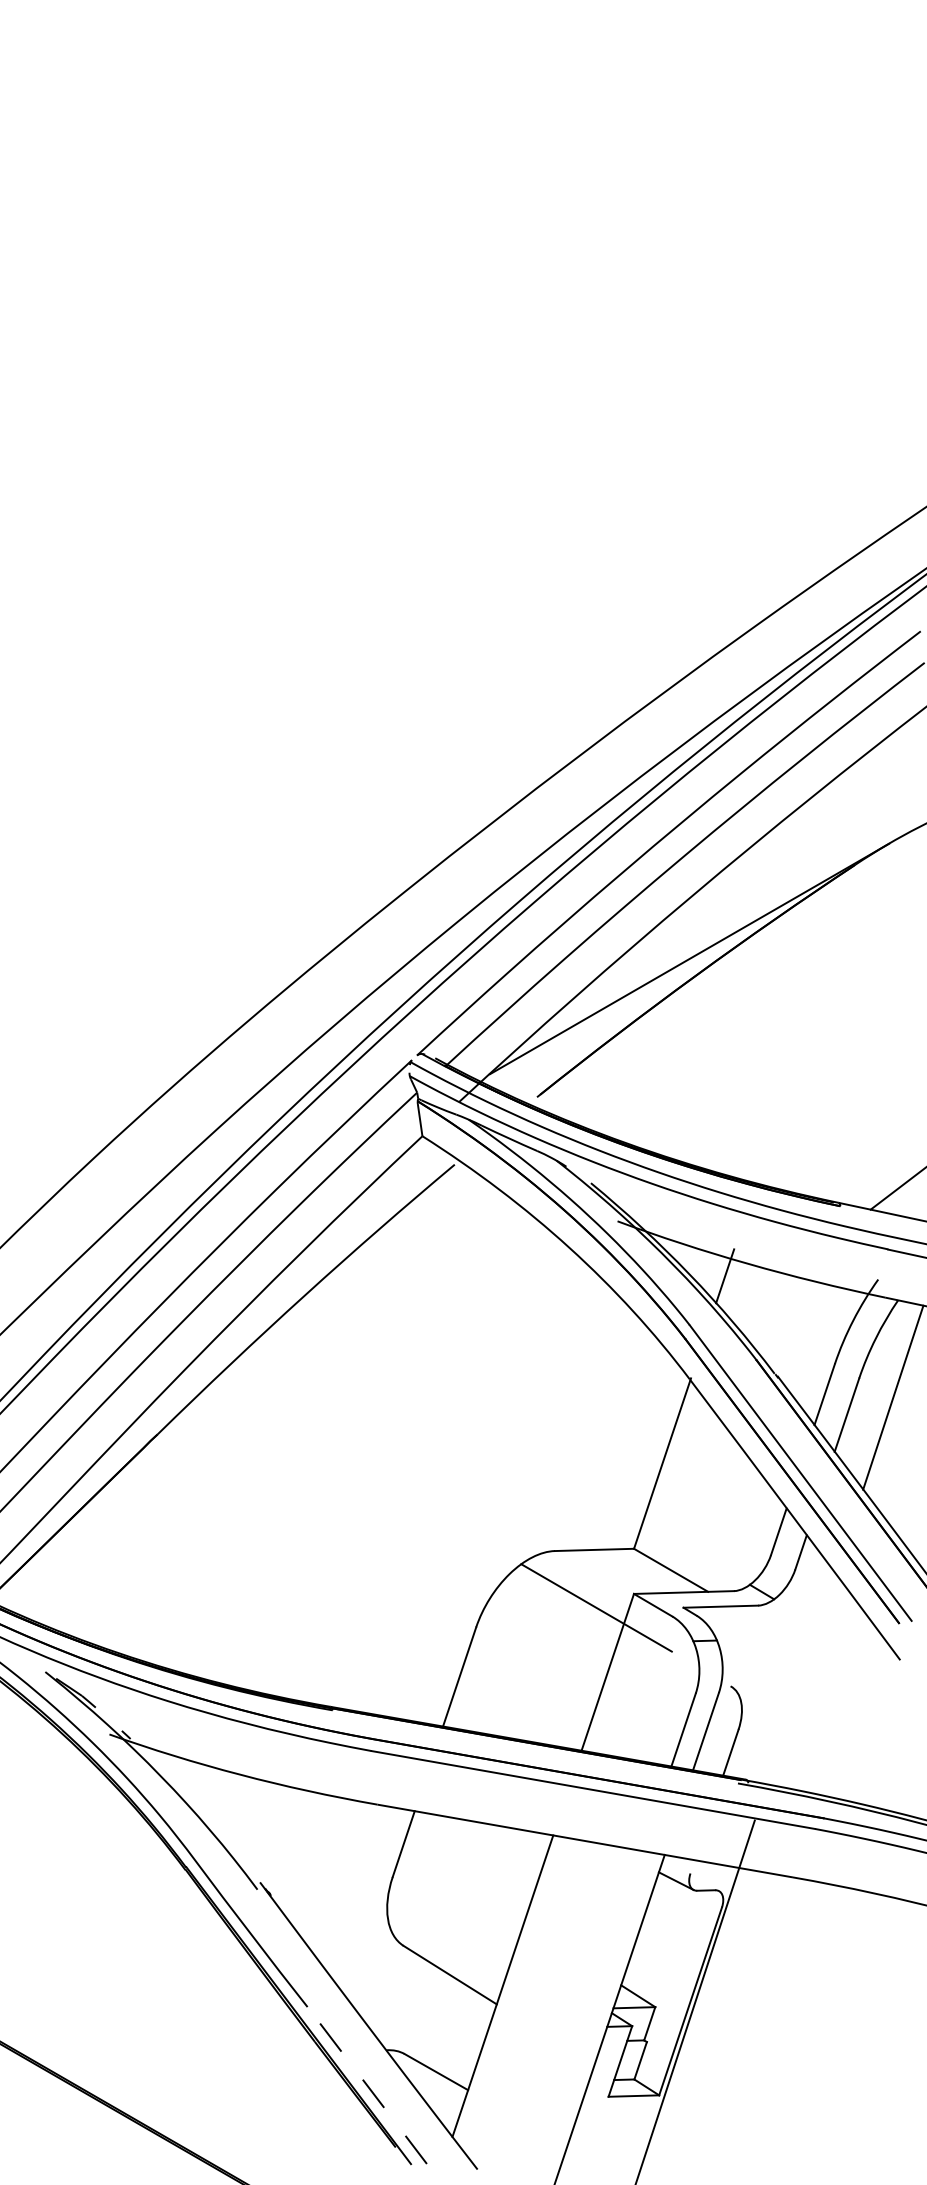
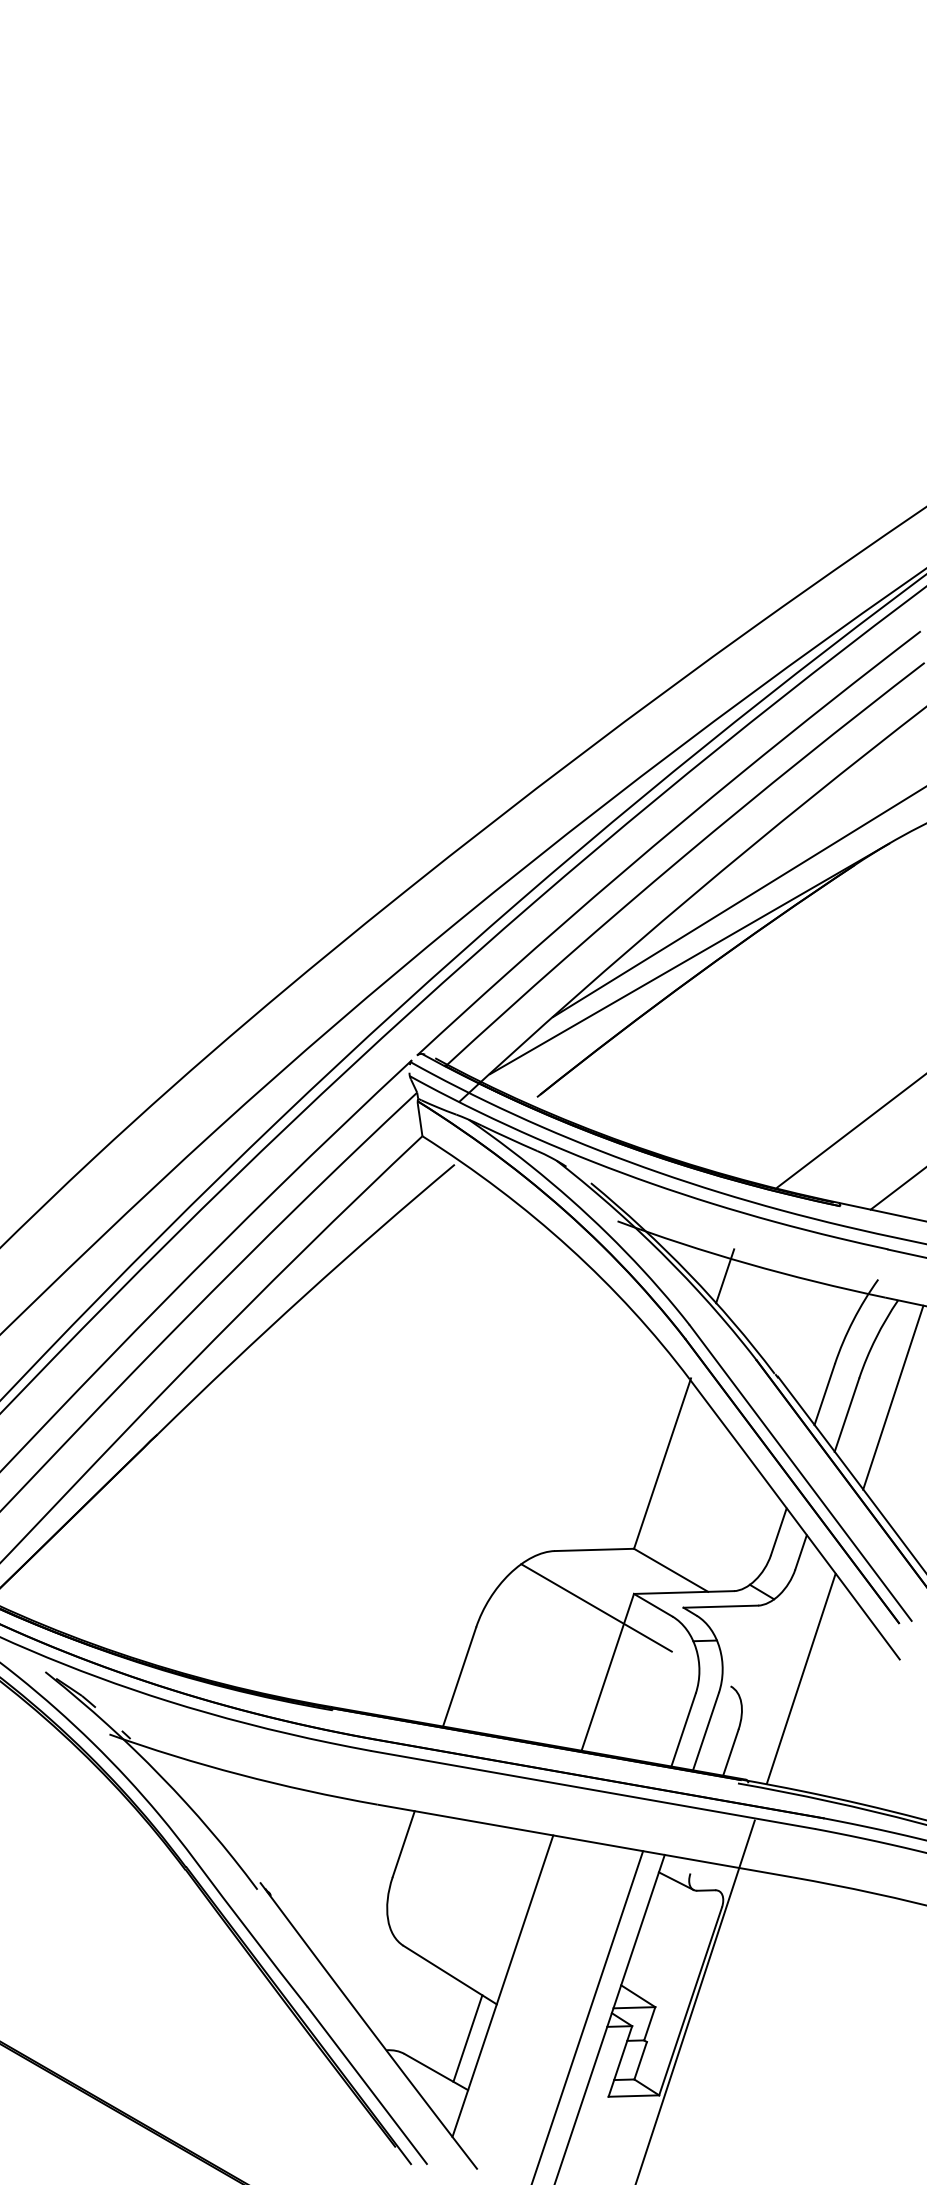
line: none -> present (738, 902)
line: none -> present (850, 1131)
line: none -> present (800, 1678)
line: none -> present (587, 2016)
line: none -> present (467, 2038)
line: dashed -> solid (367, 2085)
